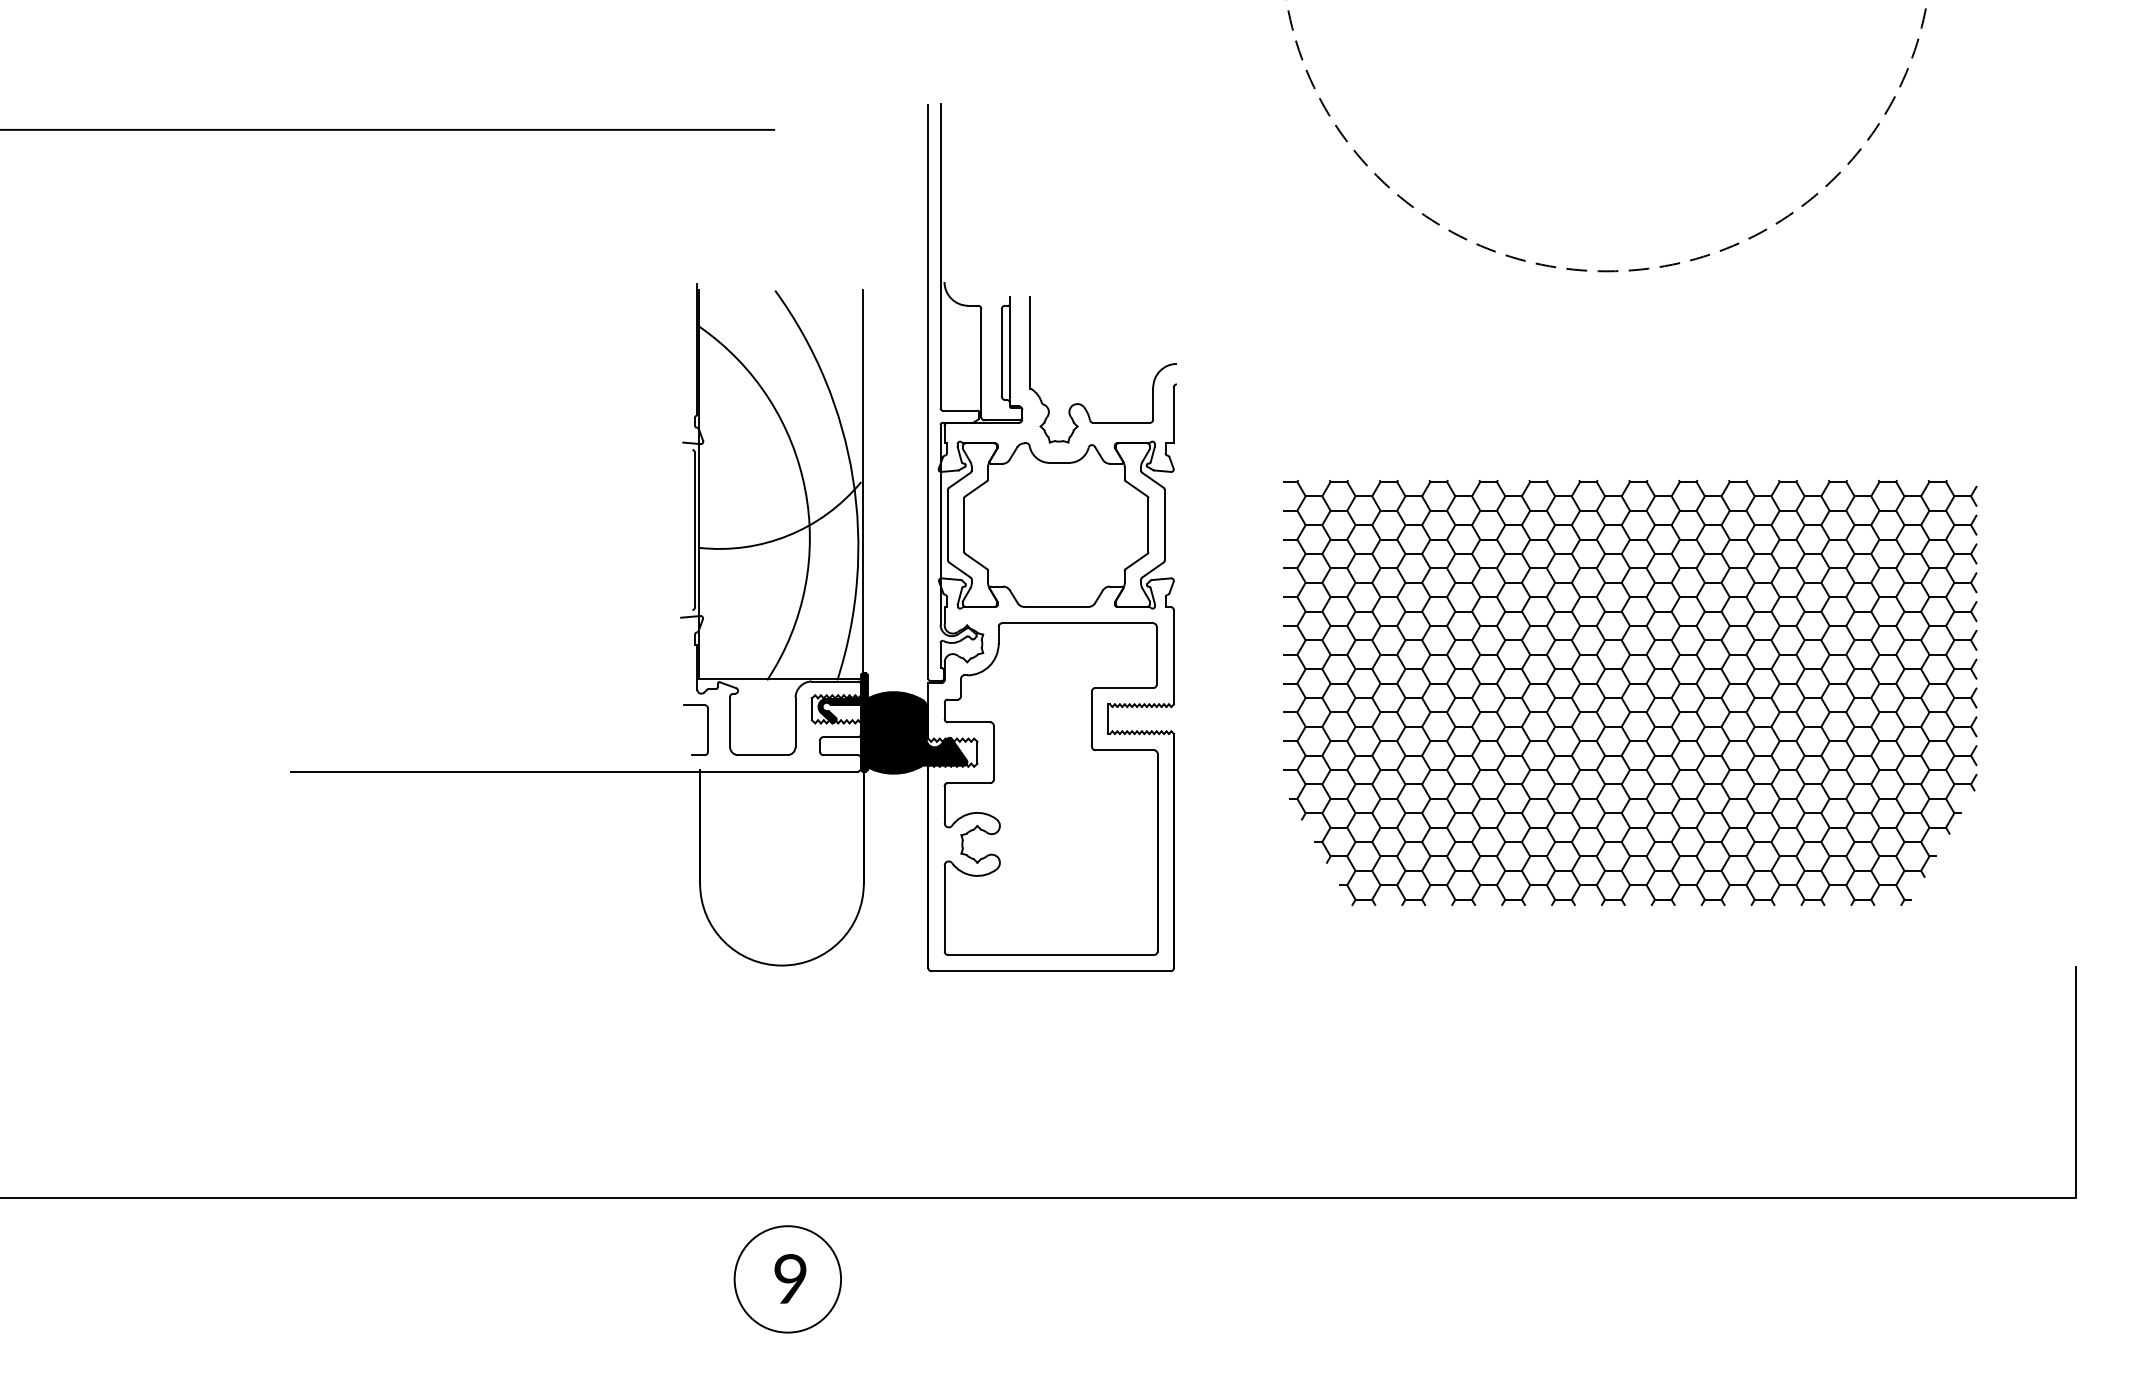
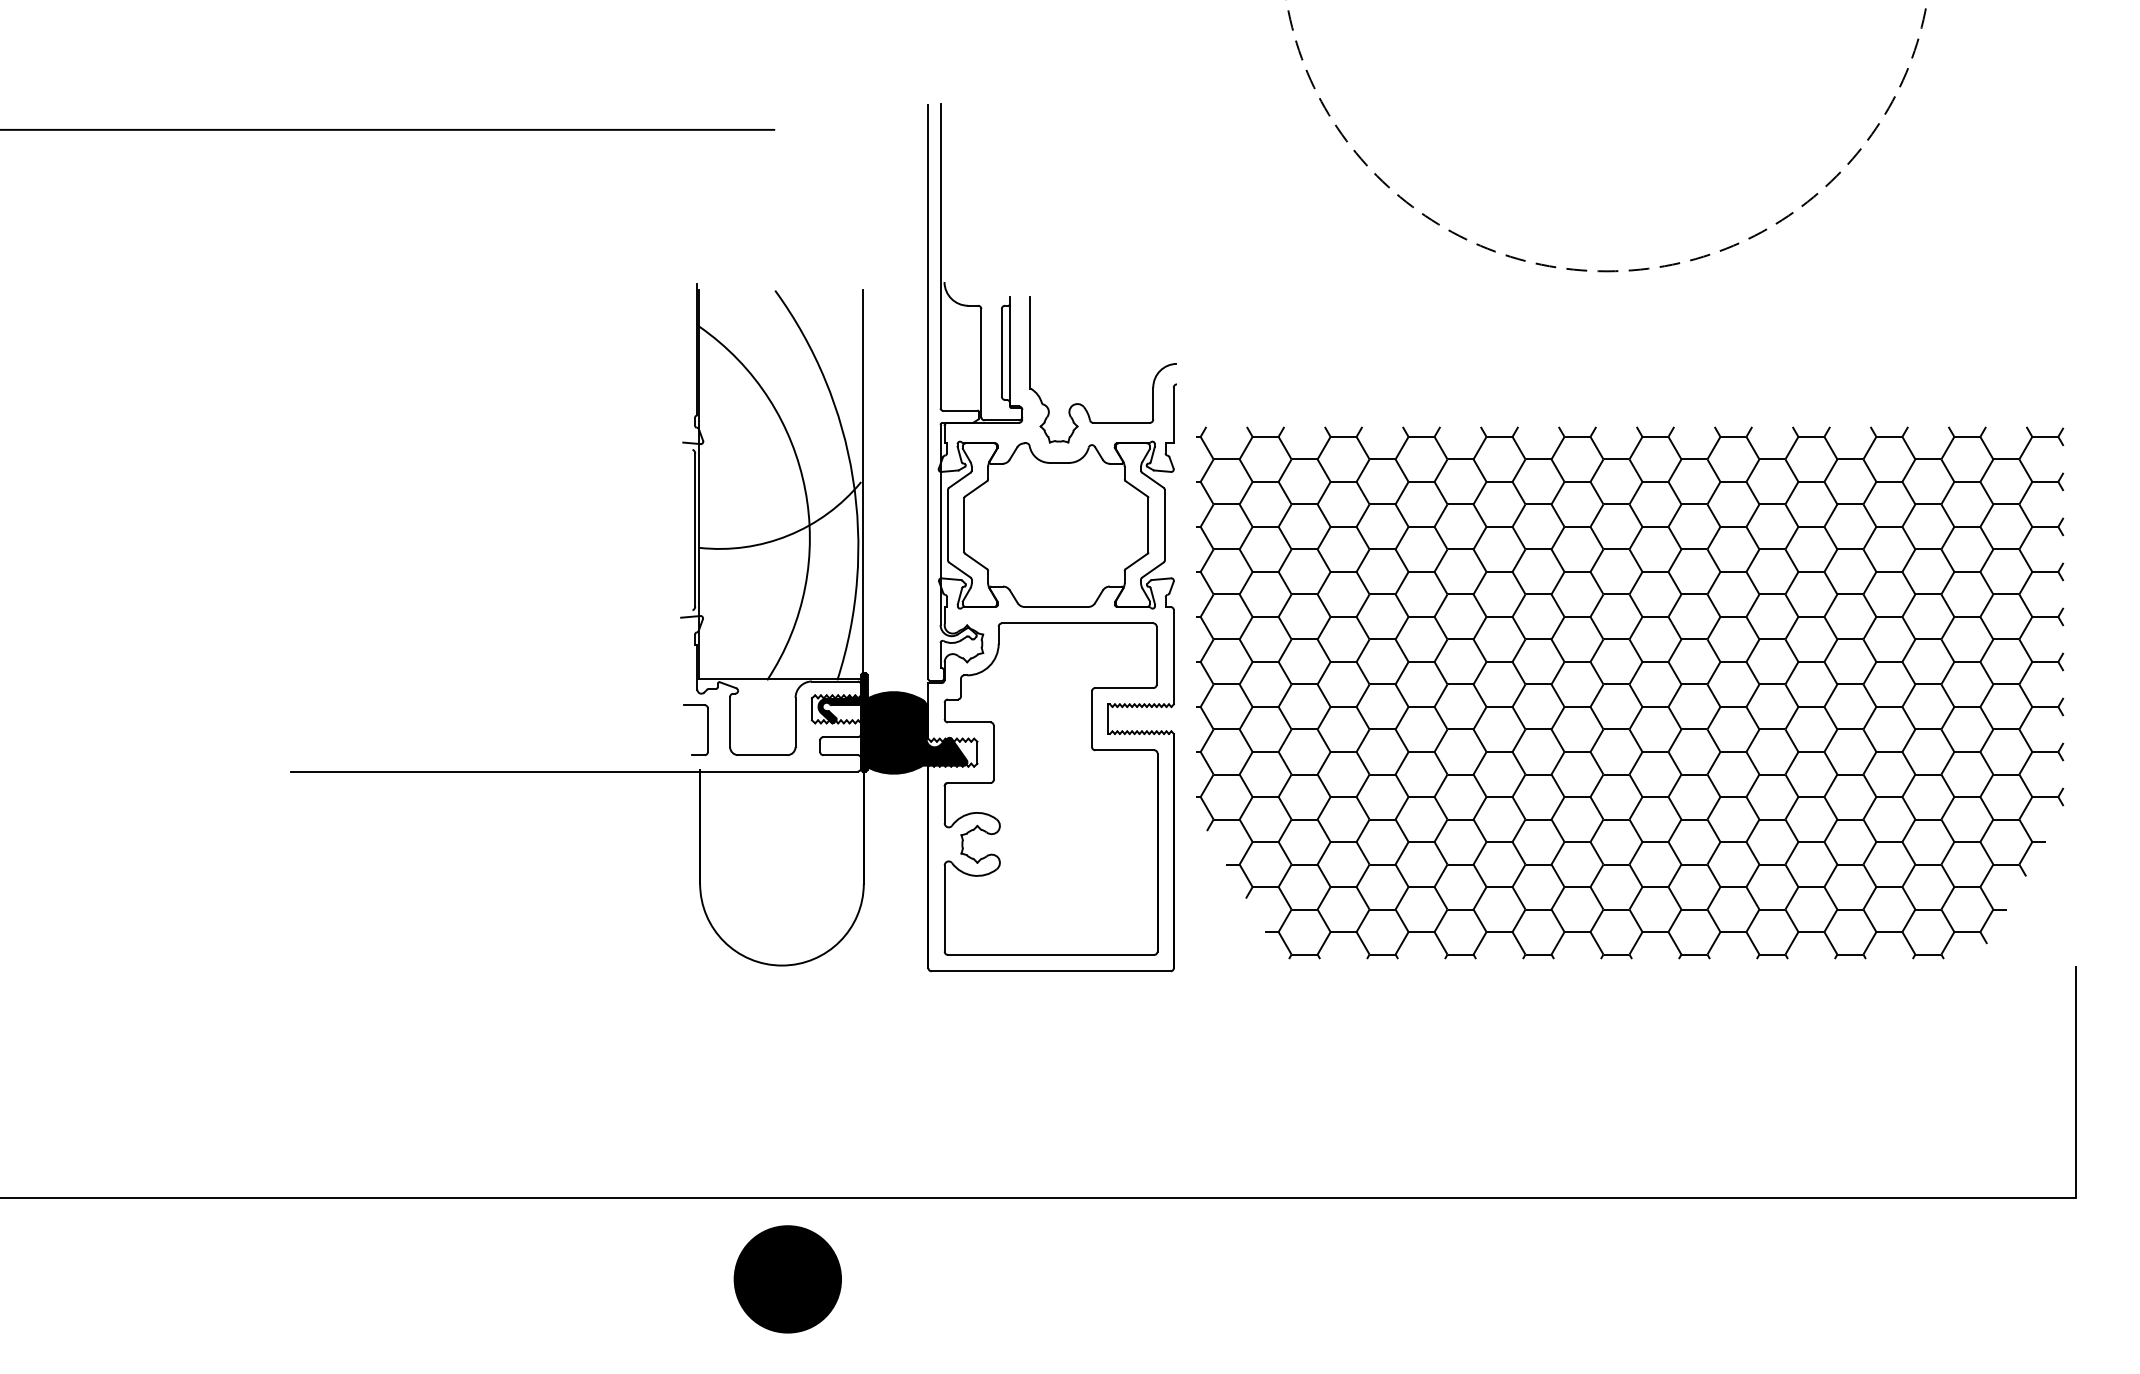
part size: 695x427 px -> 869x534 px (1630, 692)
fill: none -> present (787, 1279)
